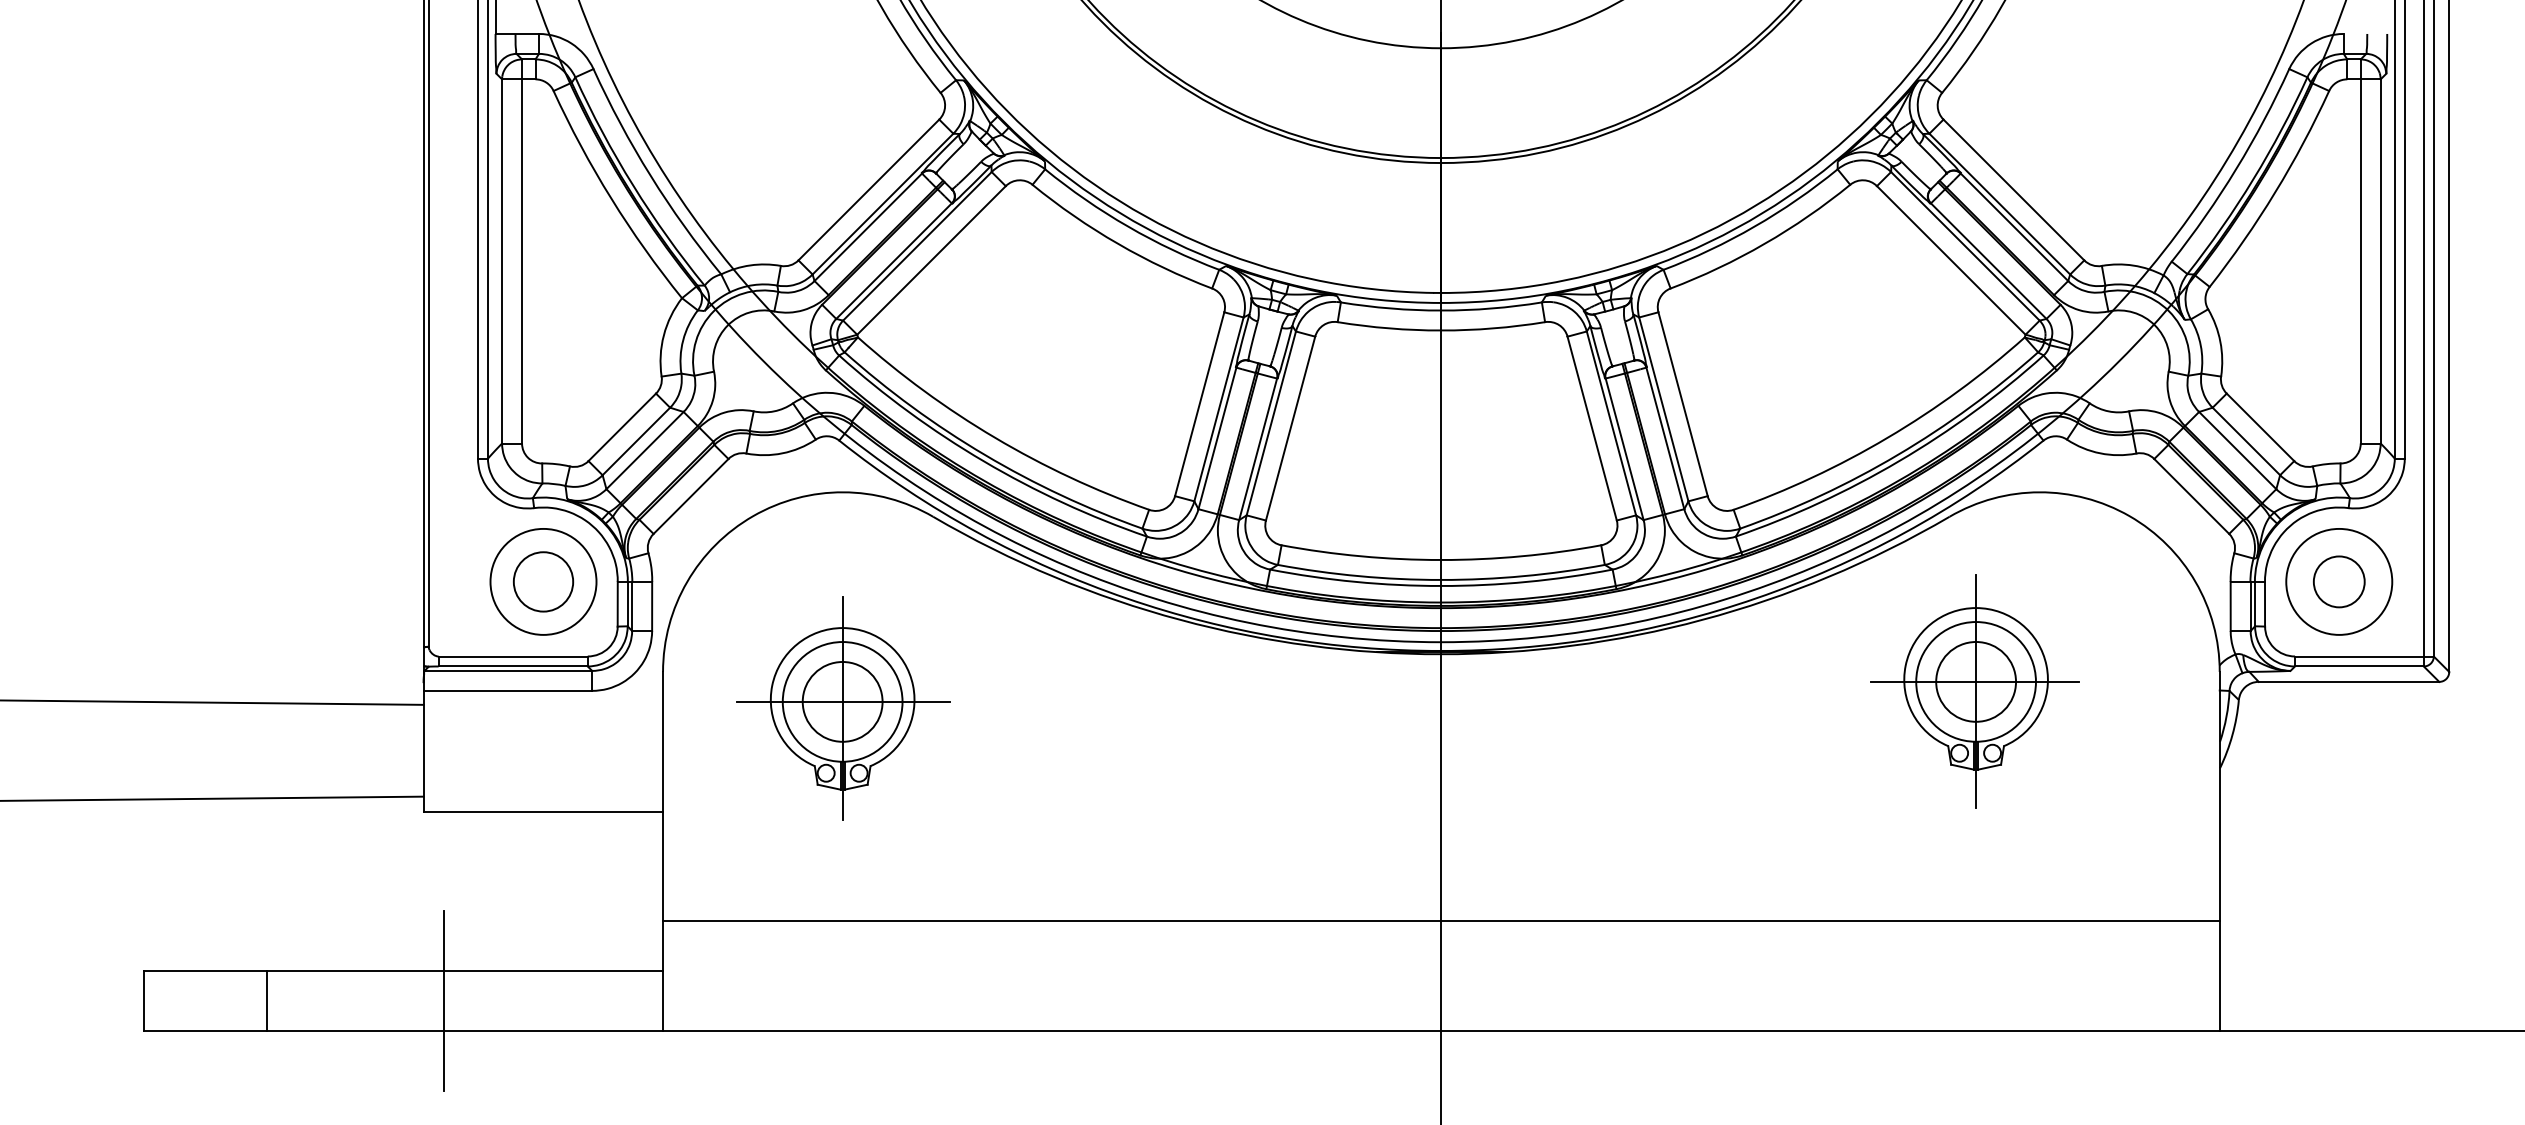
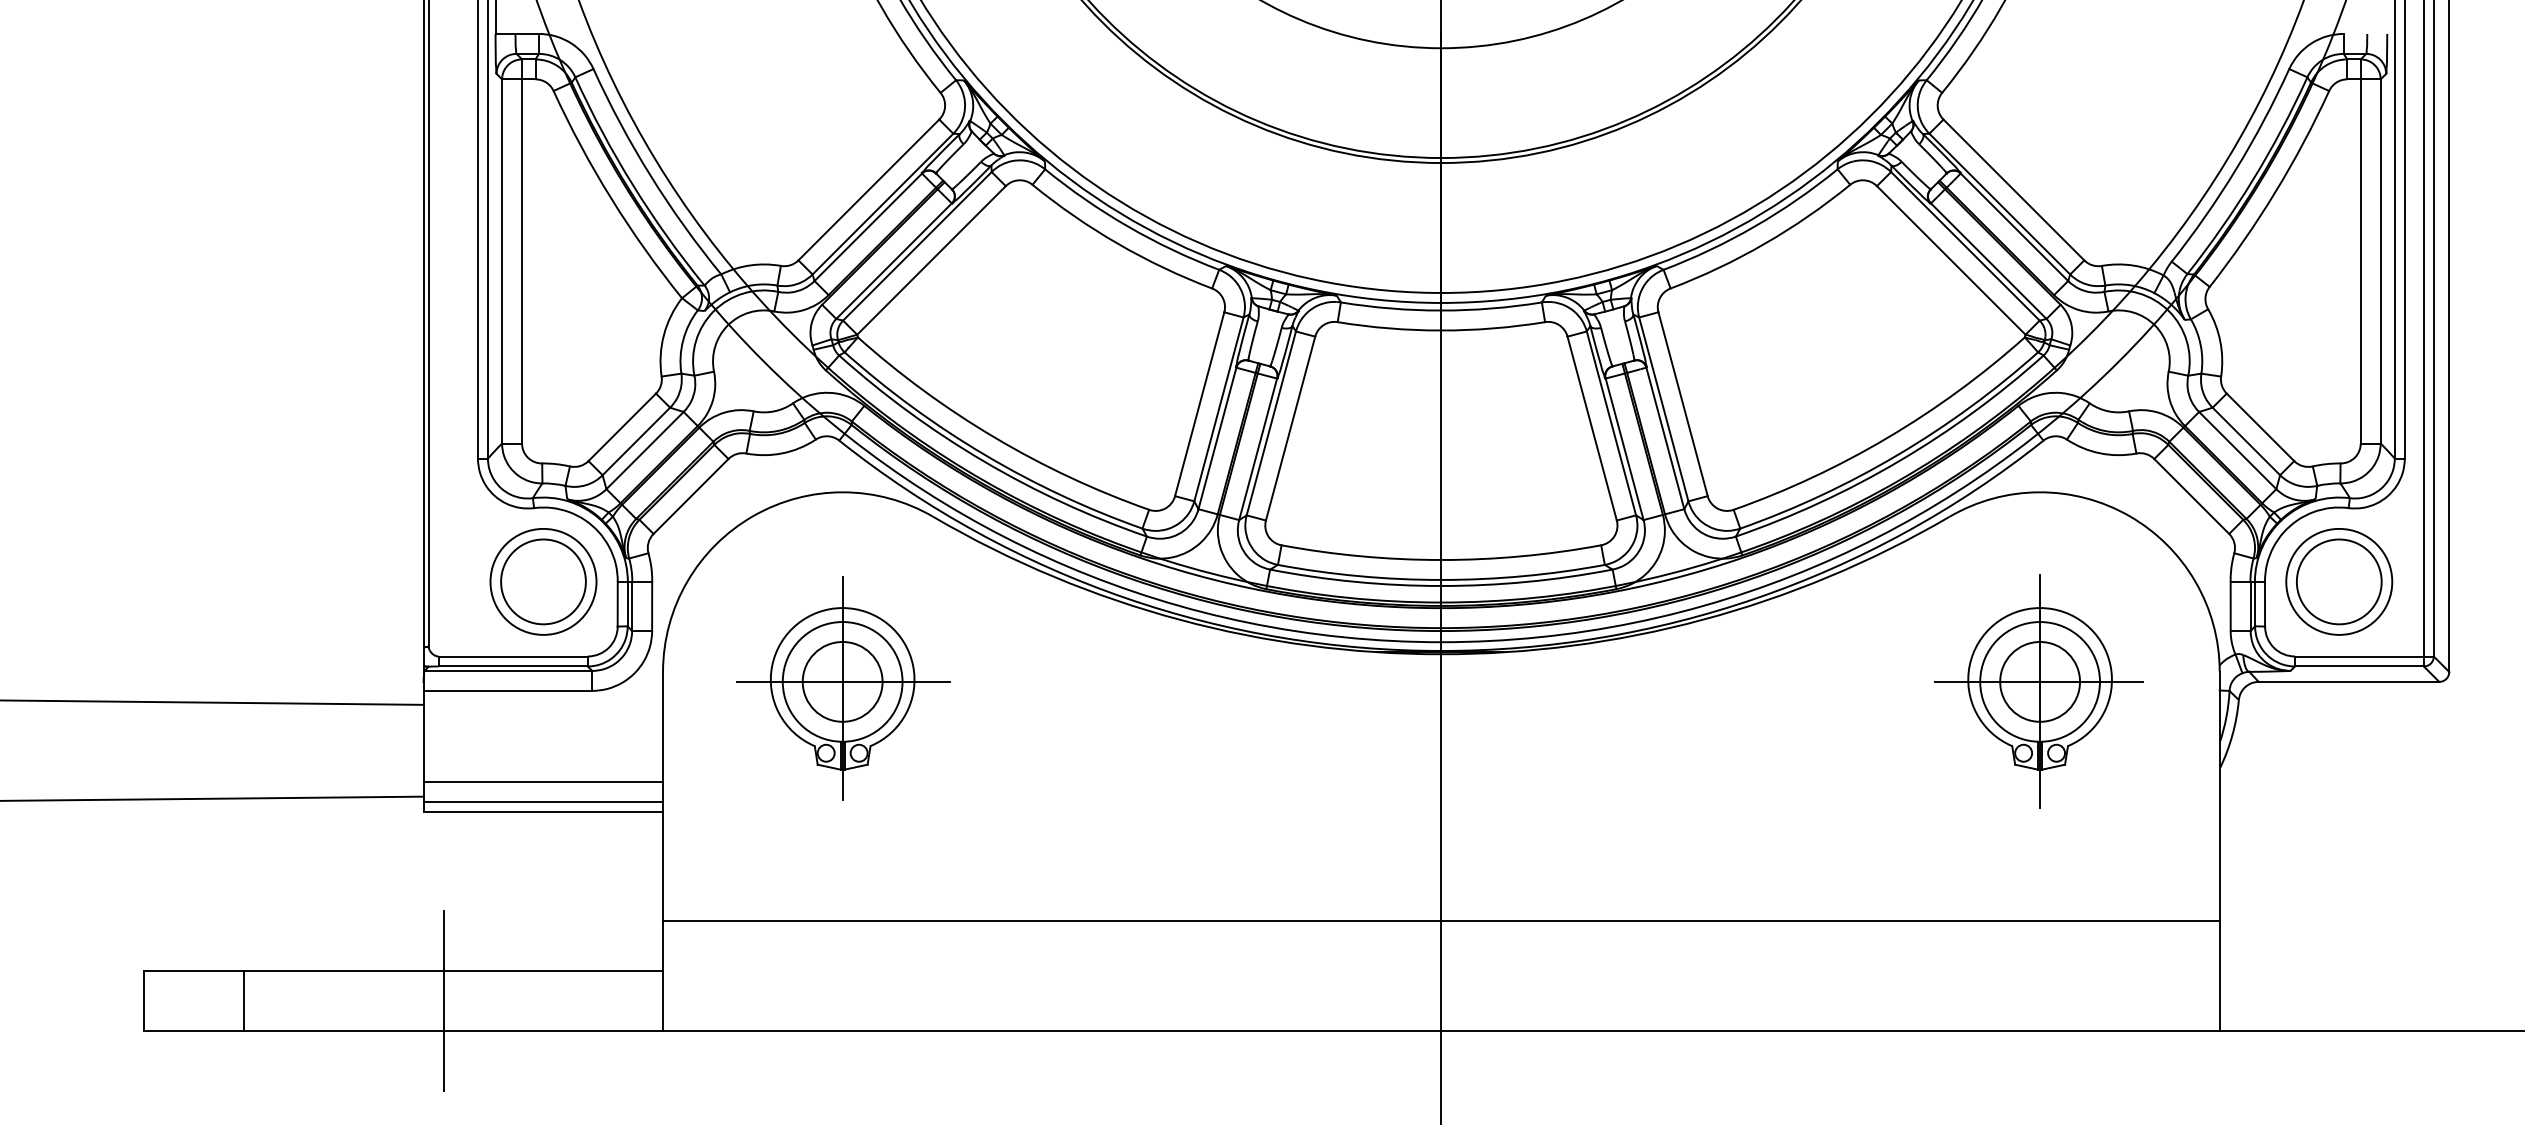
circle diameter: 59 px -> 85 px (543, 581)
circle diameter: 51 px -> 85 px (2338, 581)
part position: (1974, 691) -> (2038, 691) (2038, 691)
part position: (843, 708) -> (843, 688) (843, 688)
line: none -> present (543, 781)
line: none -> present (543, 801)
line position: (266, 1001) -> (243, 1001) (243, 1001)
